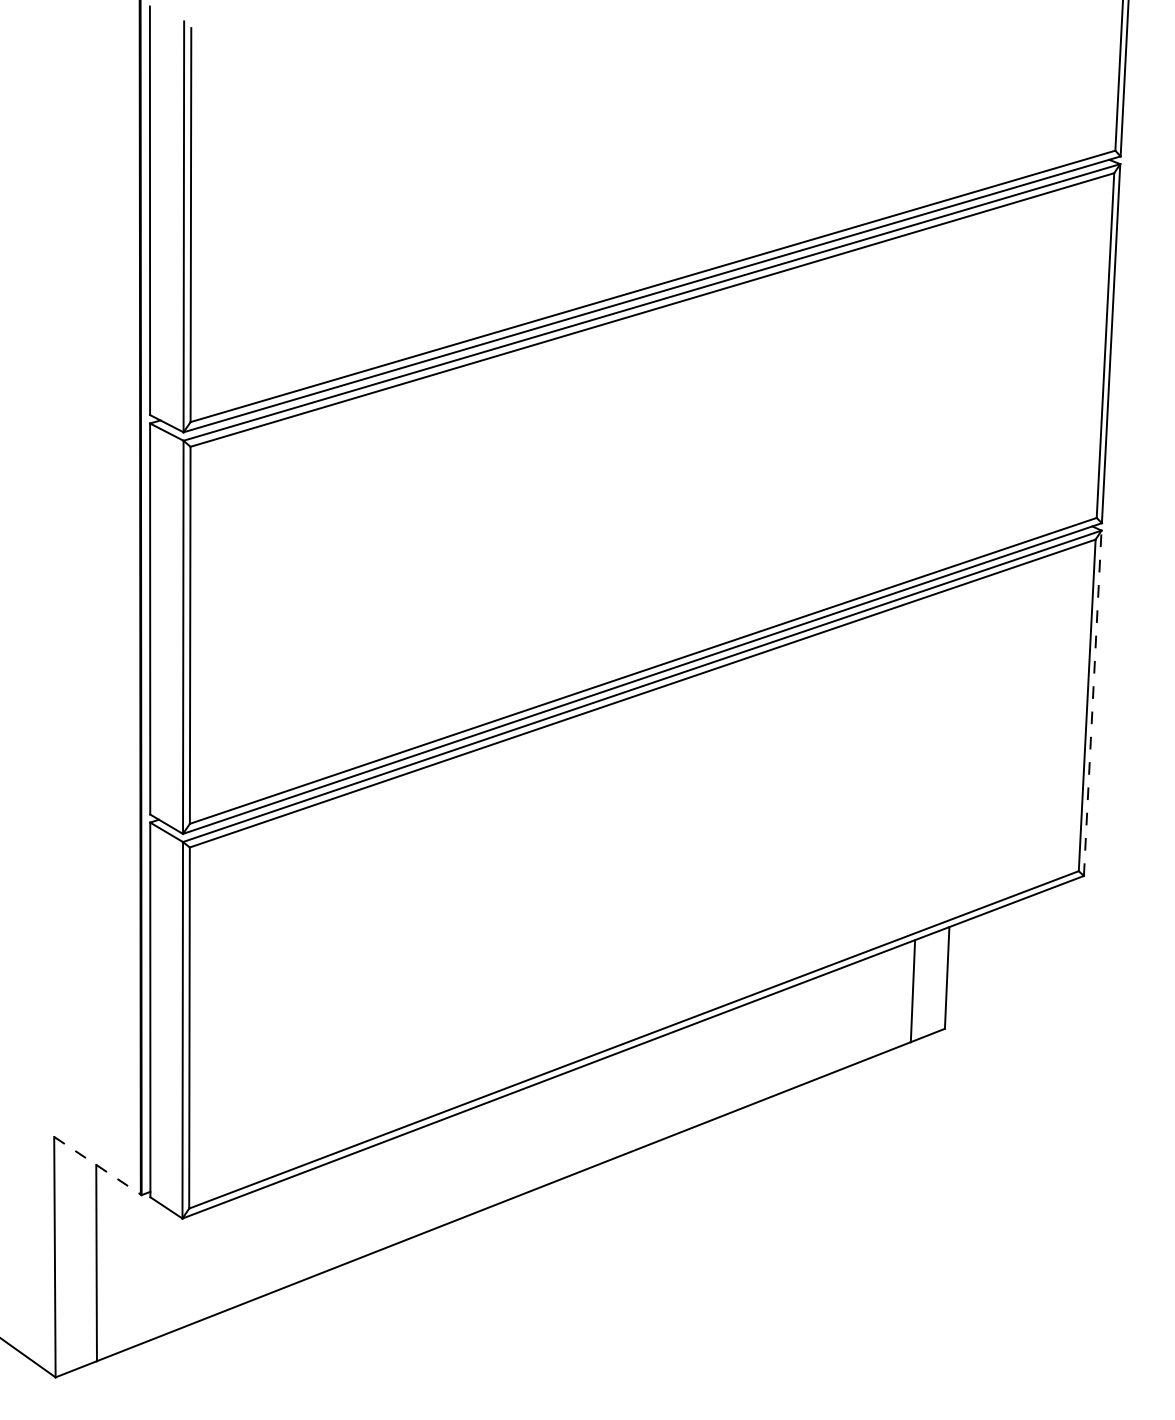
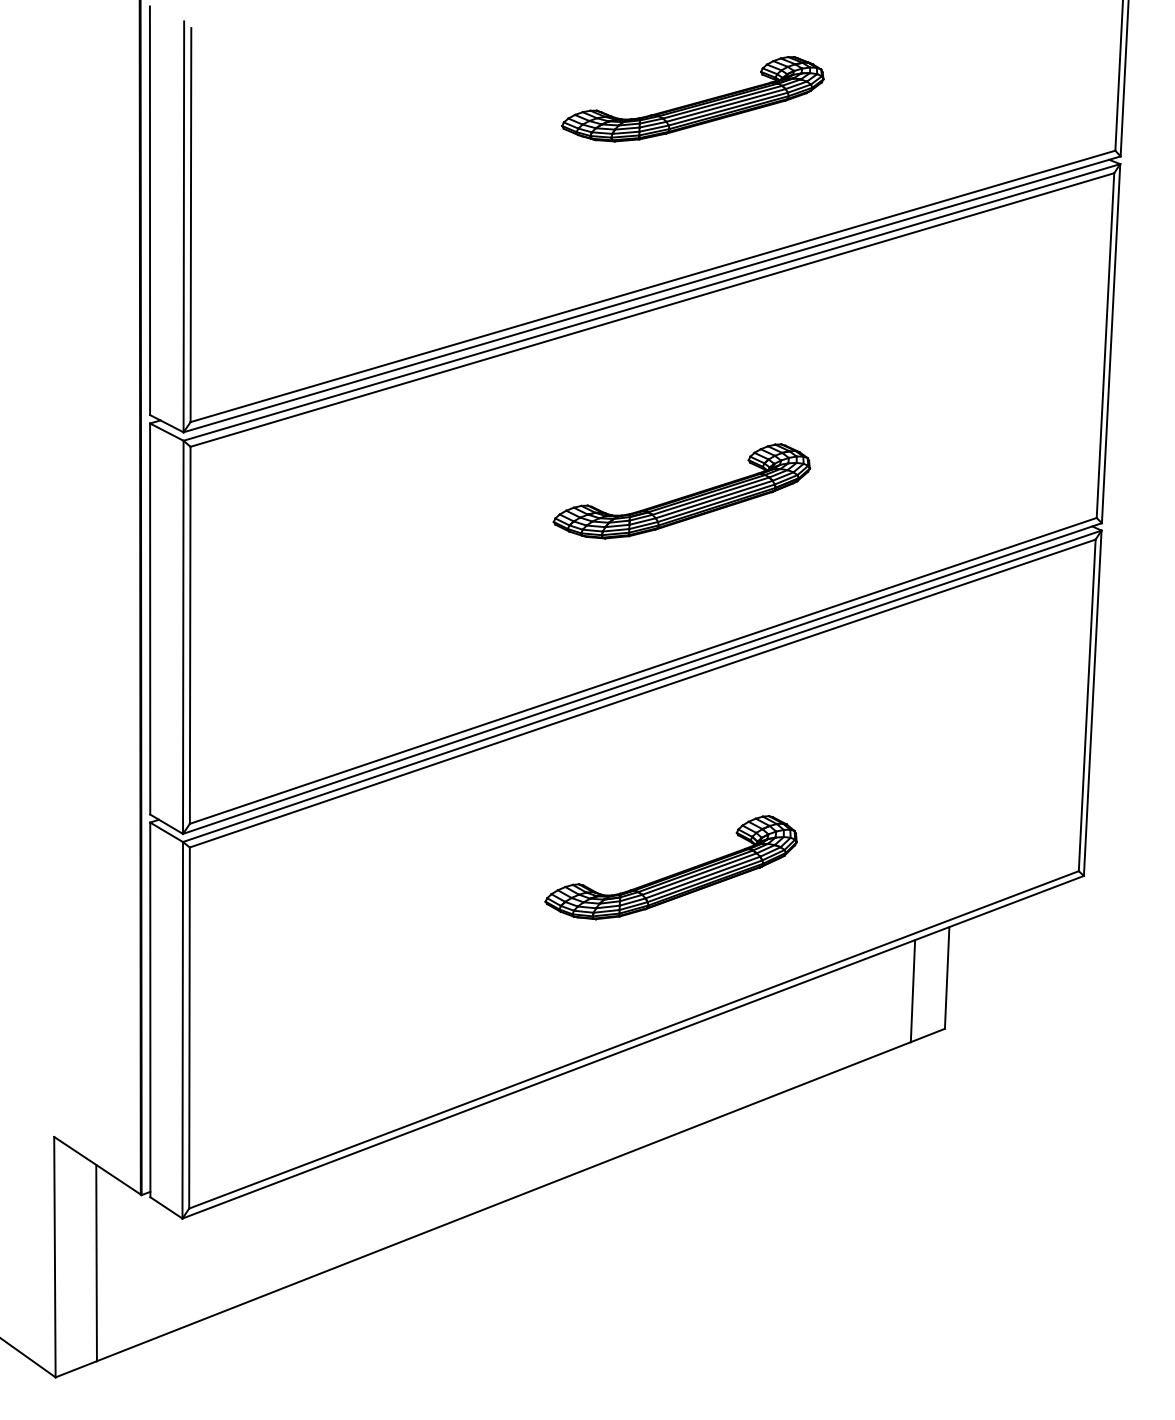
part: none -> present (692, 99)
part: none -> present (681, 491)
line: dashed -> solid (1092, 703)
part: none -> present (671, 874)
line: dashed -> solid (97, 1165)
